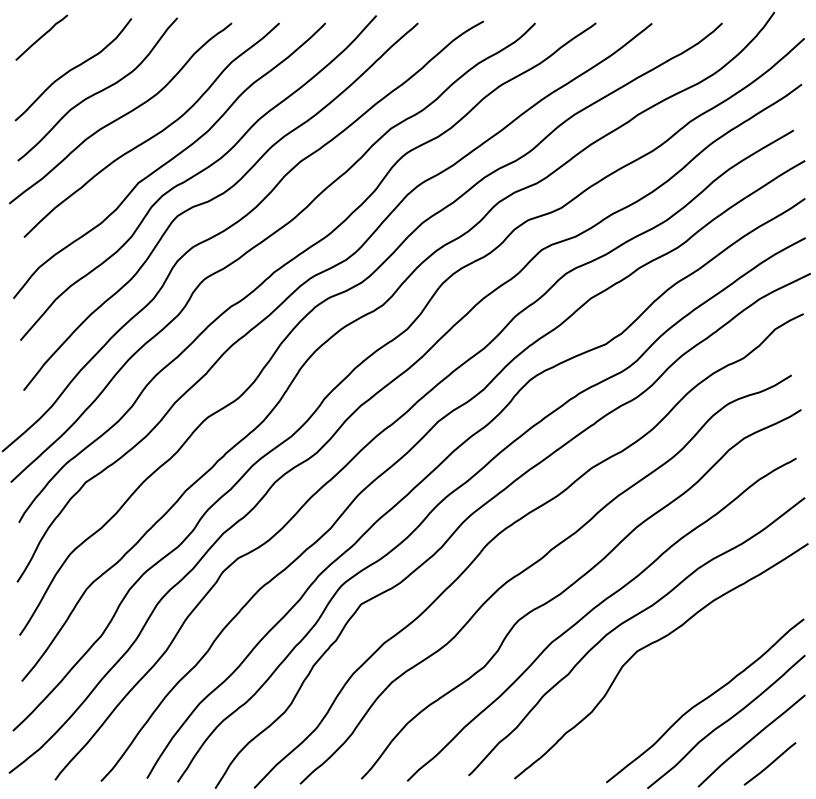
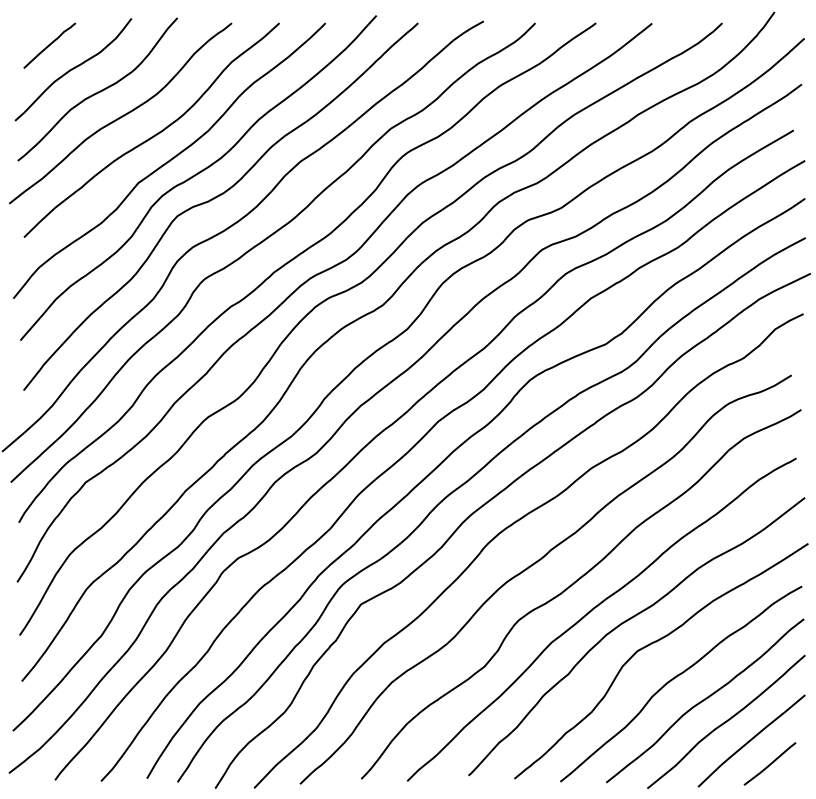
line position: (41, 37) -> (49, 45) (49, 45)
curve: none -> present (678, 676)
